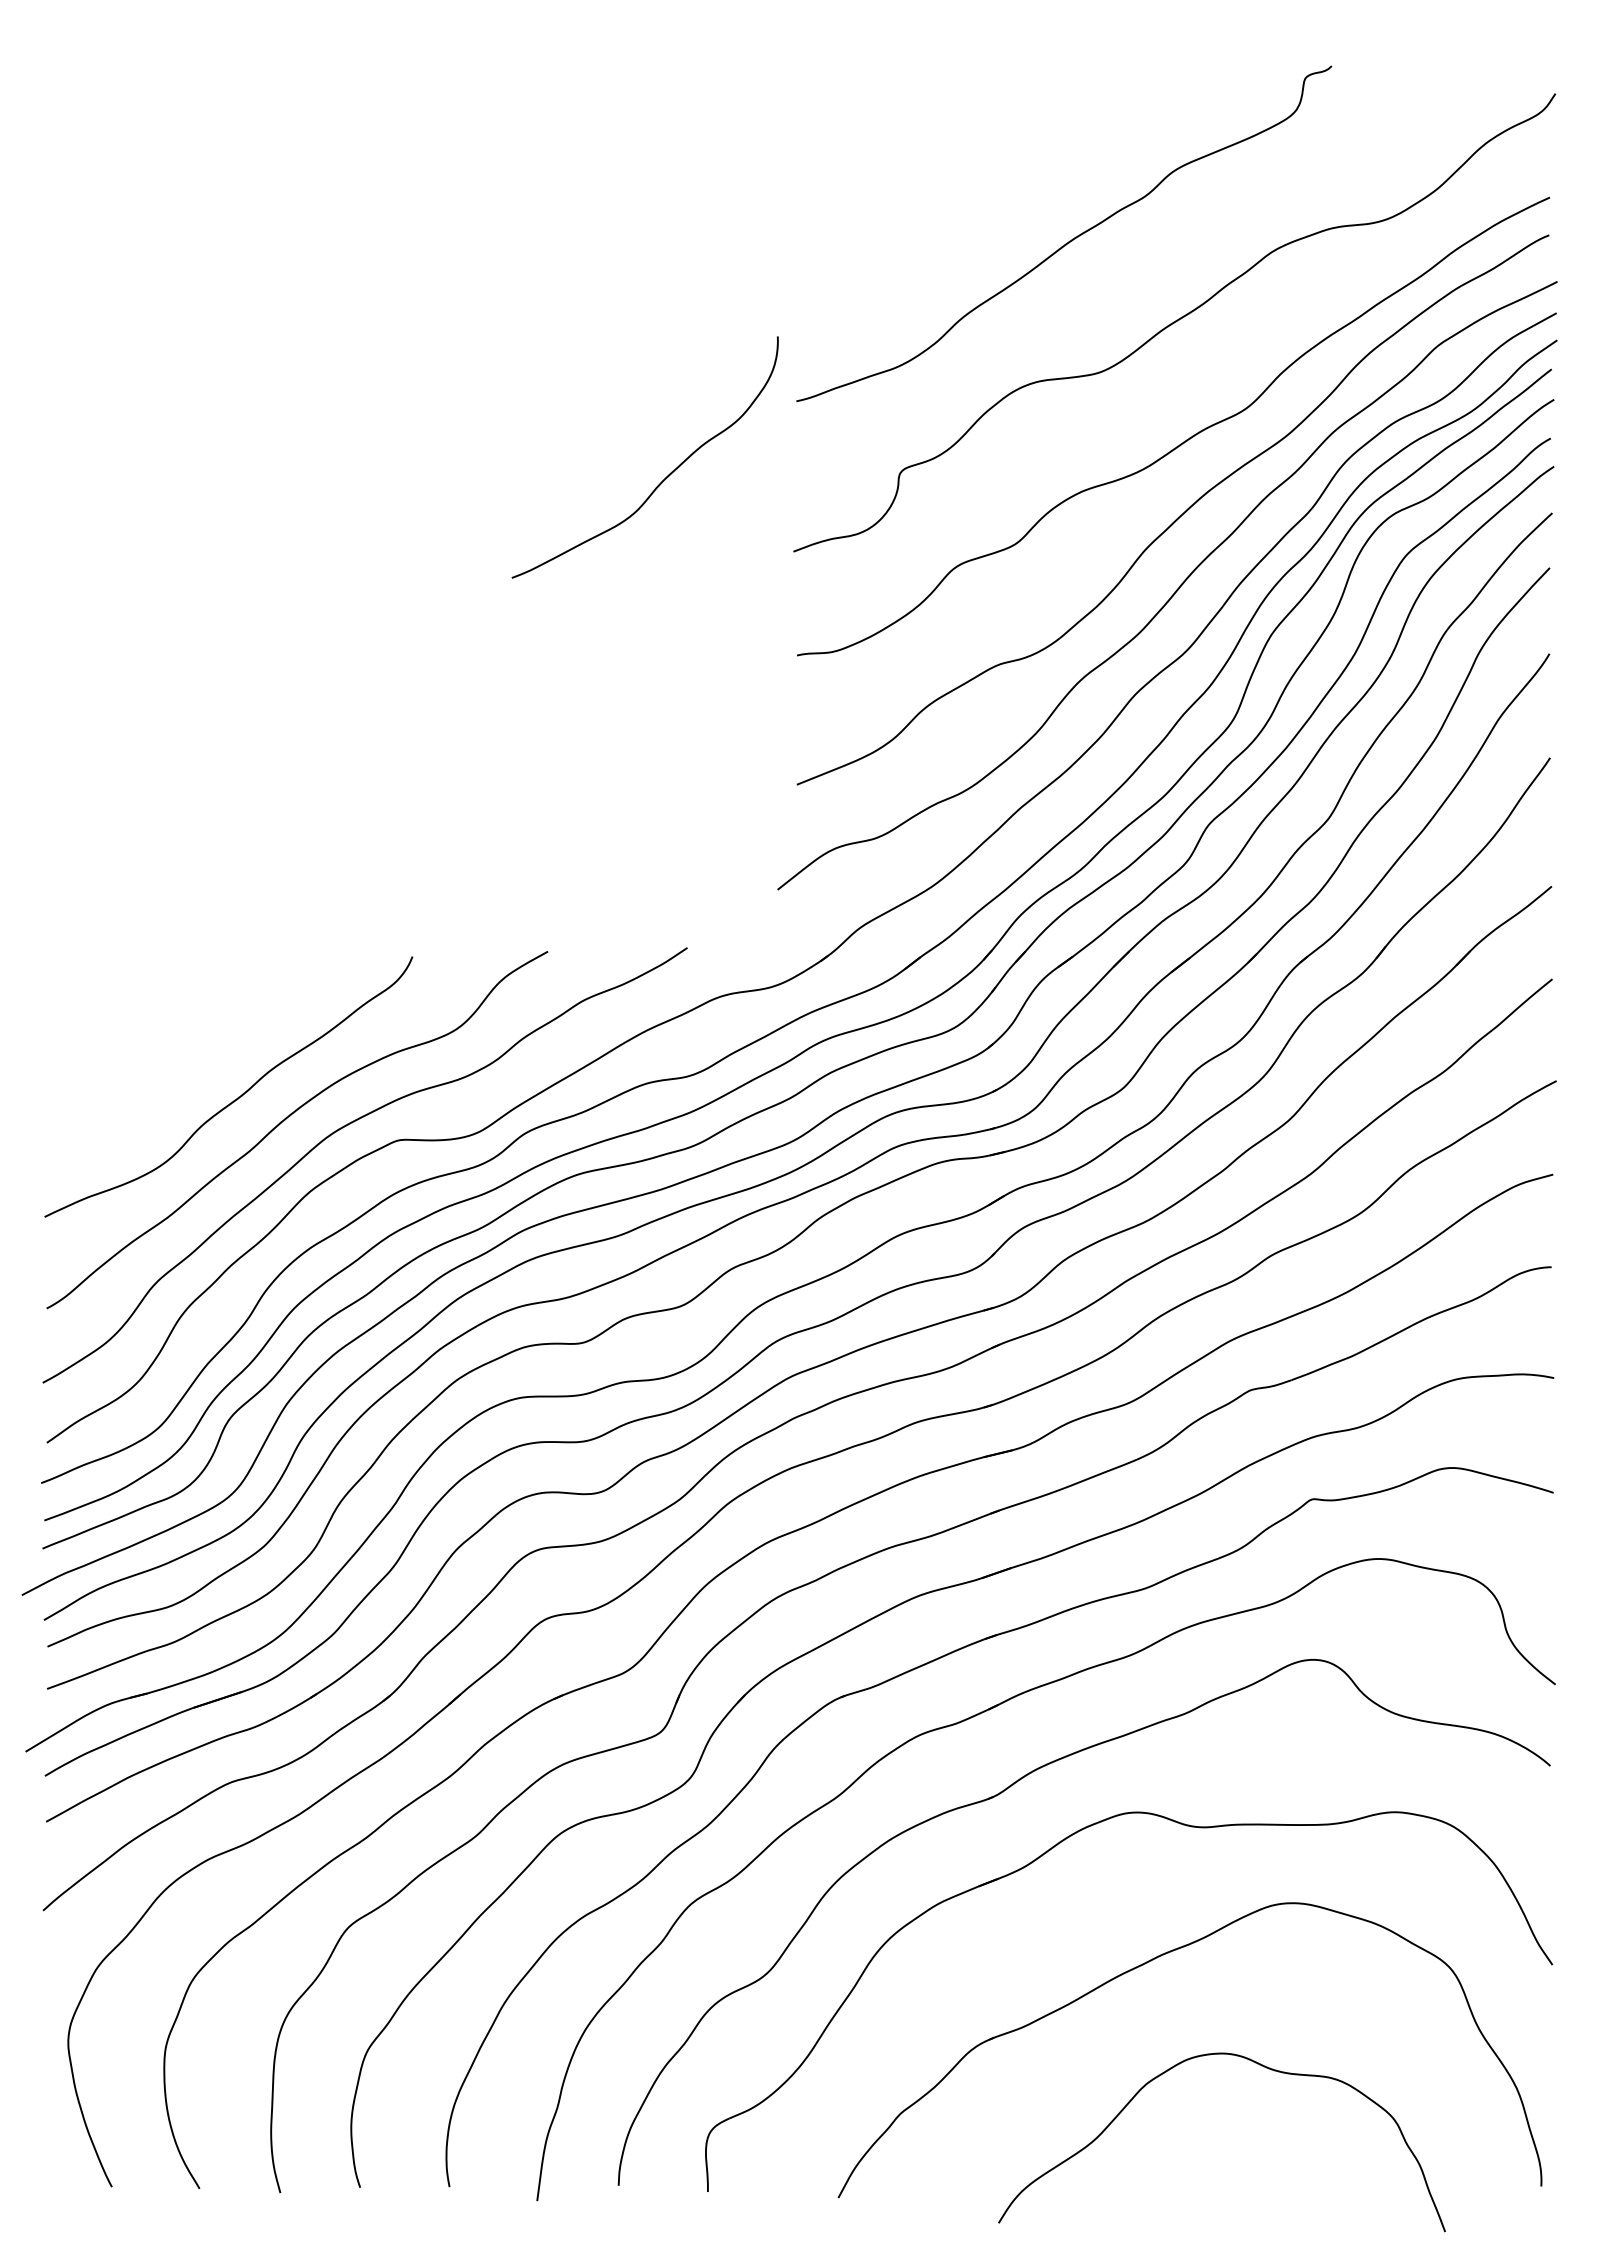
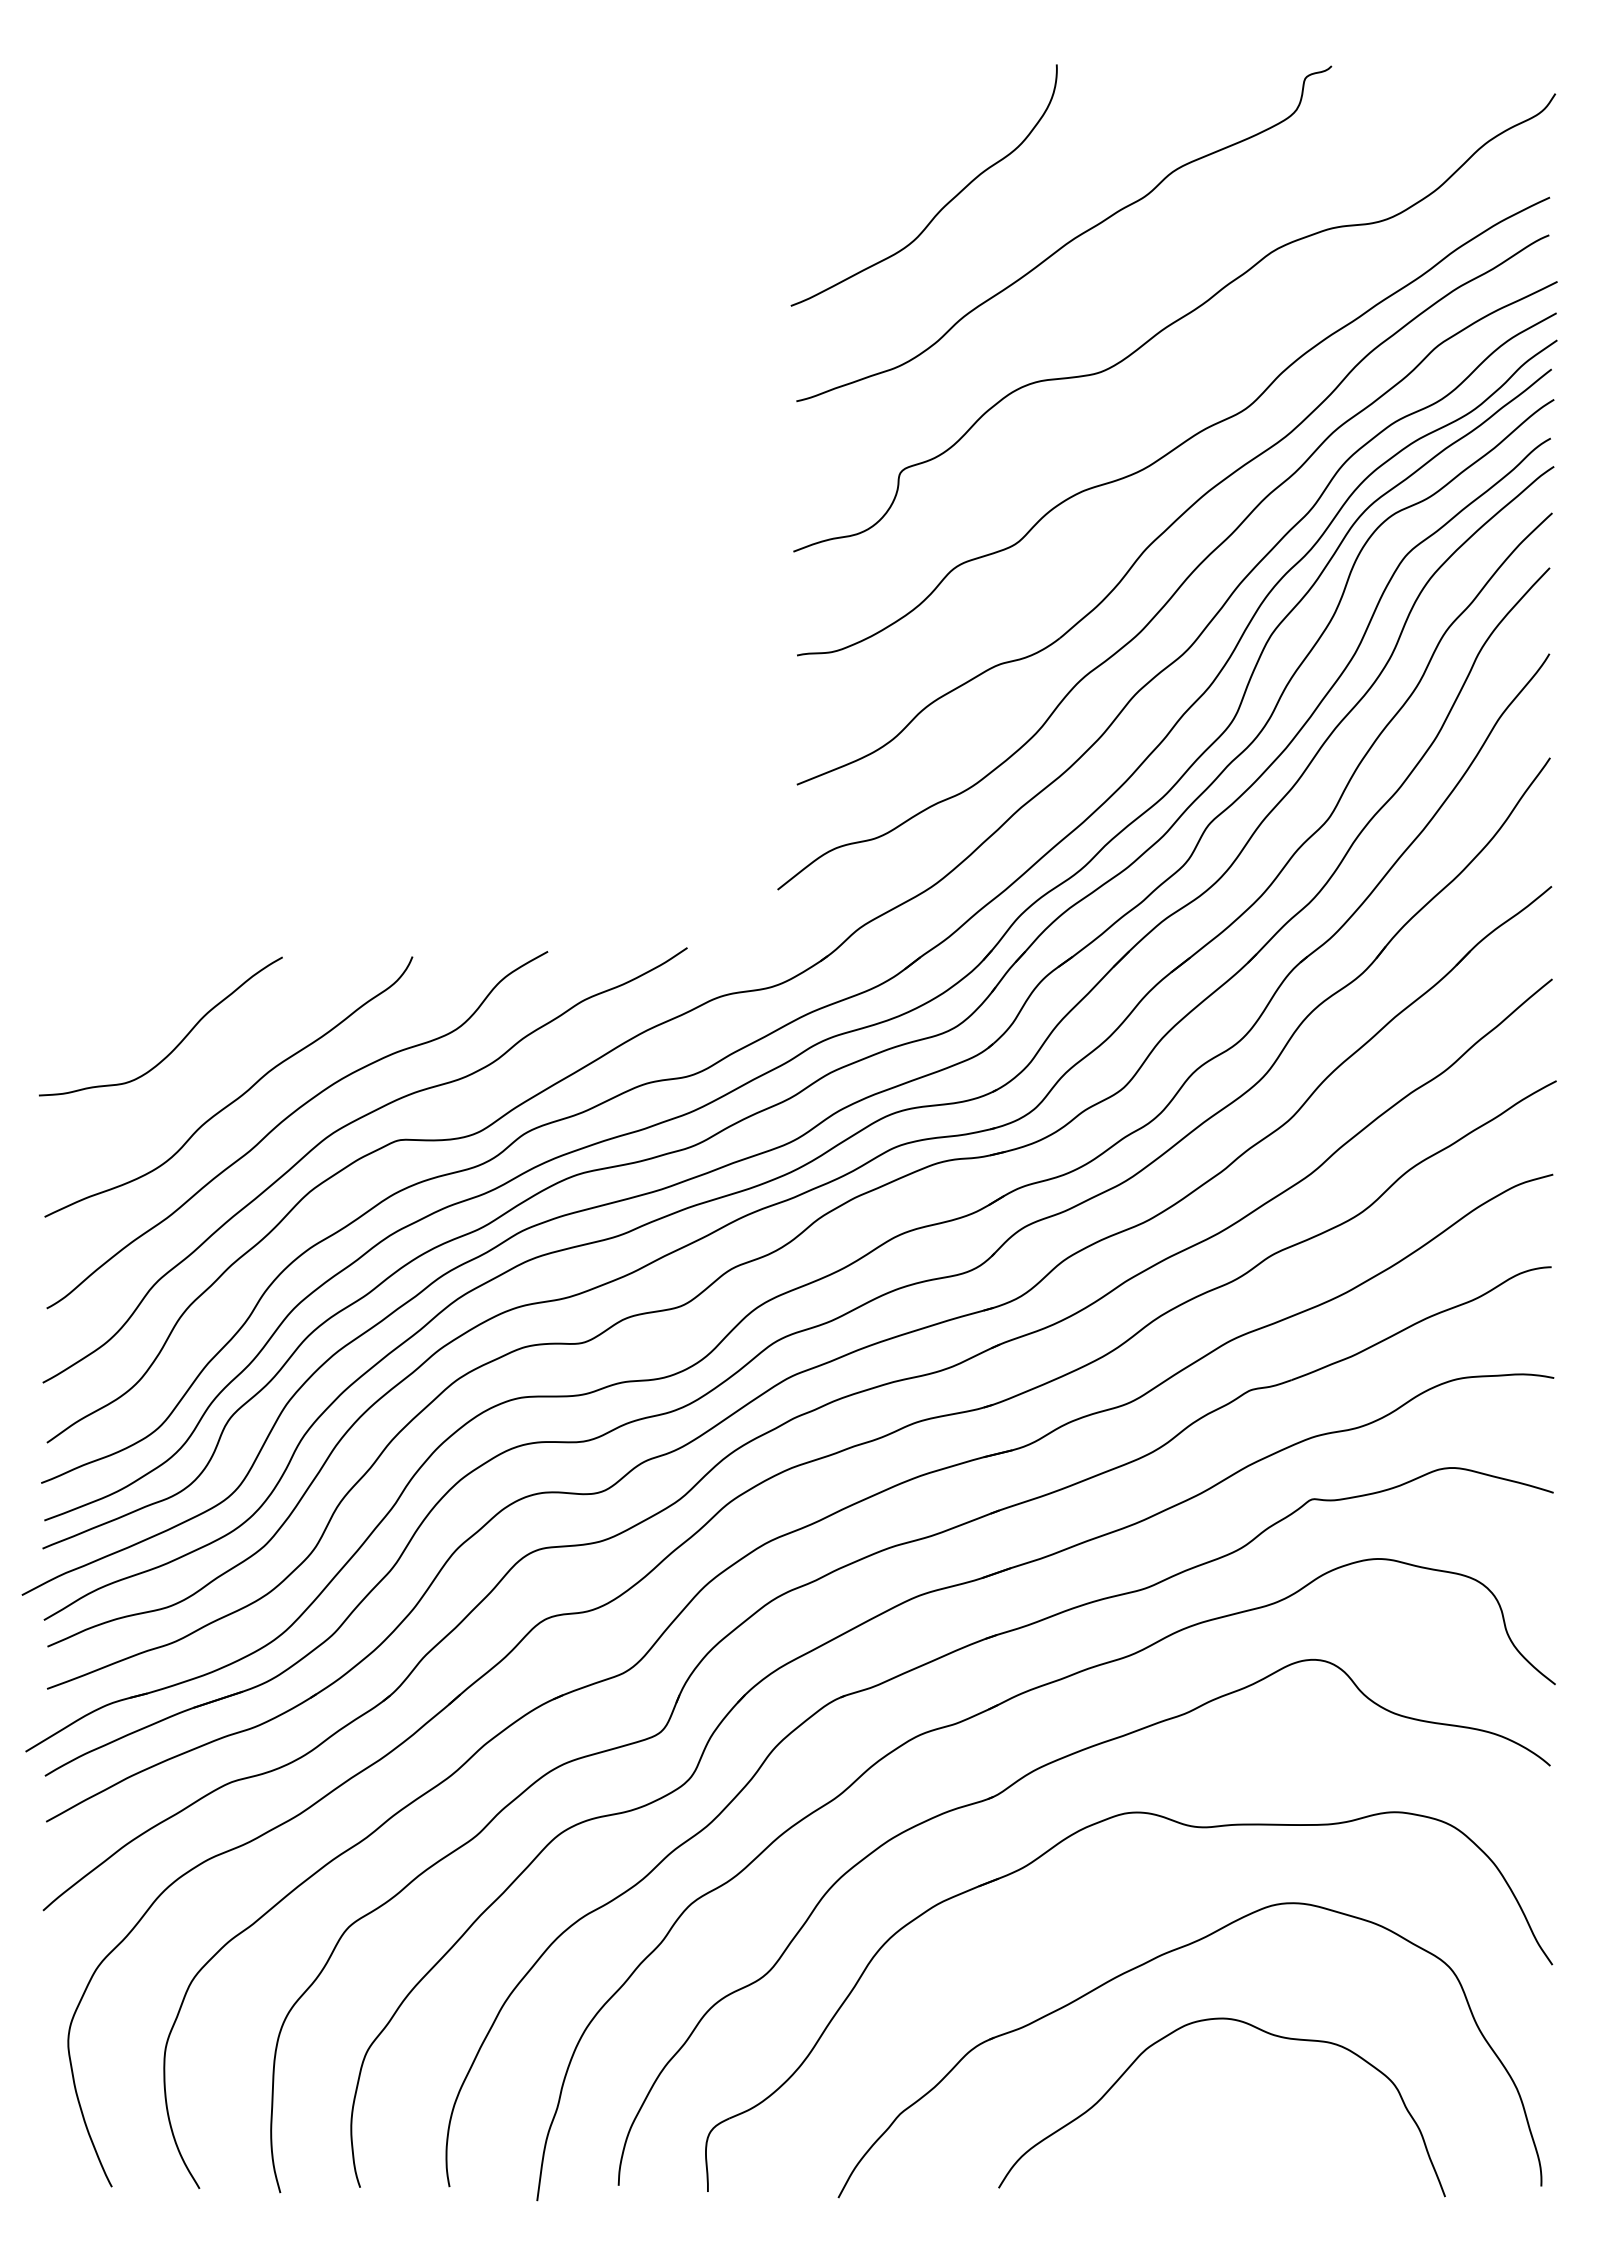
curve position: (665, 477) -> (944, 205) (944, 205)
curve: none -> present (178, 1043)
curve position: (1259, 2065) -> (1259, 2030) (1259, 2030)
